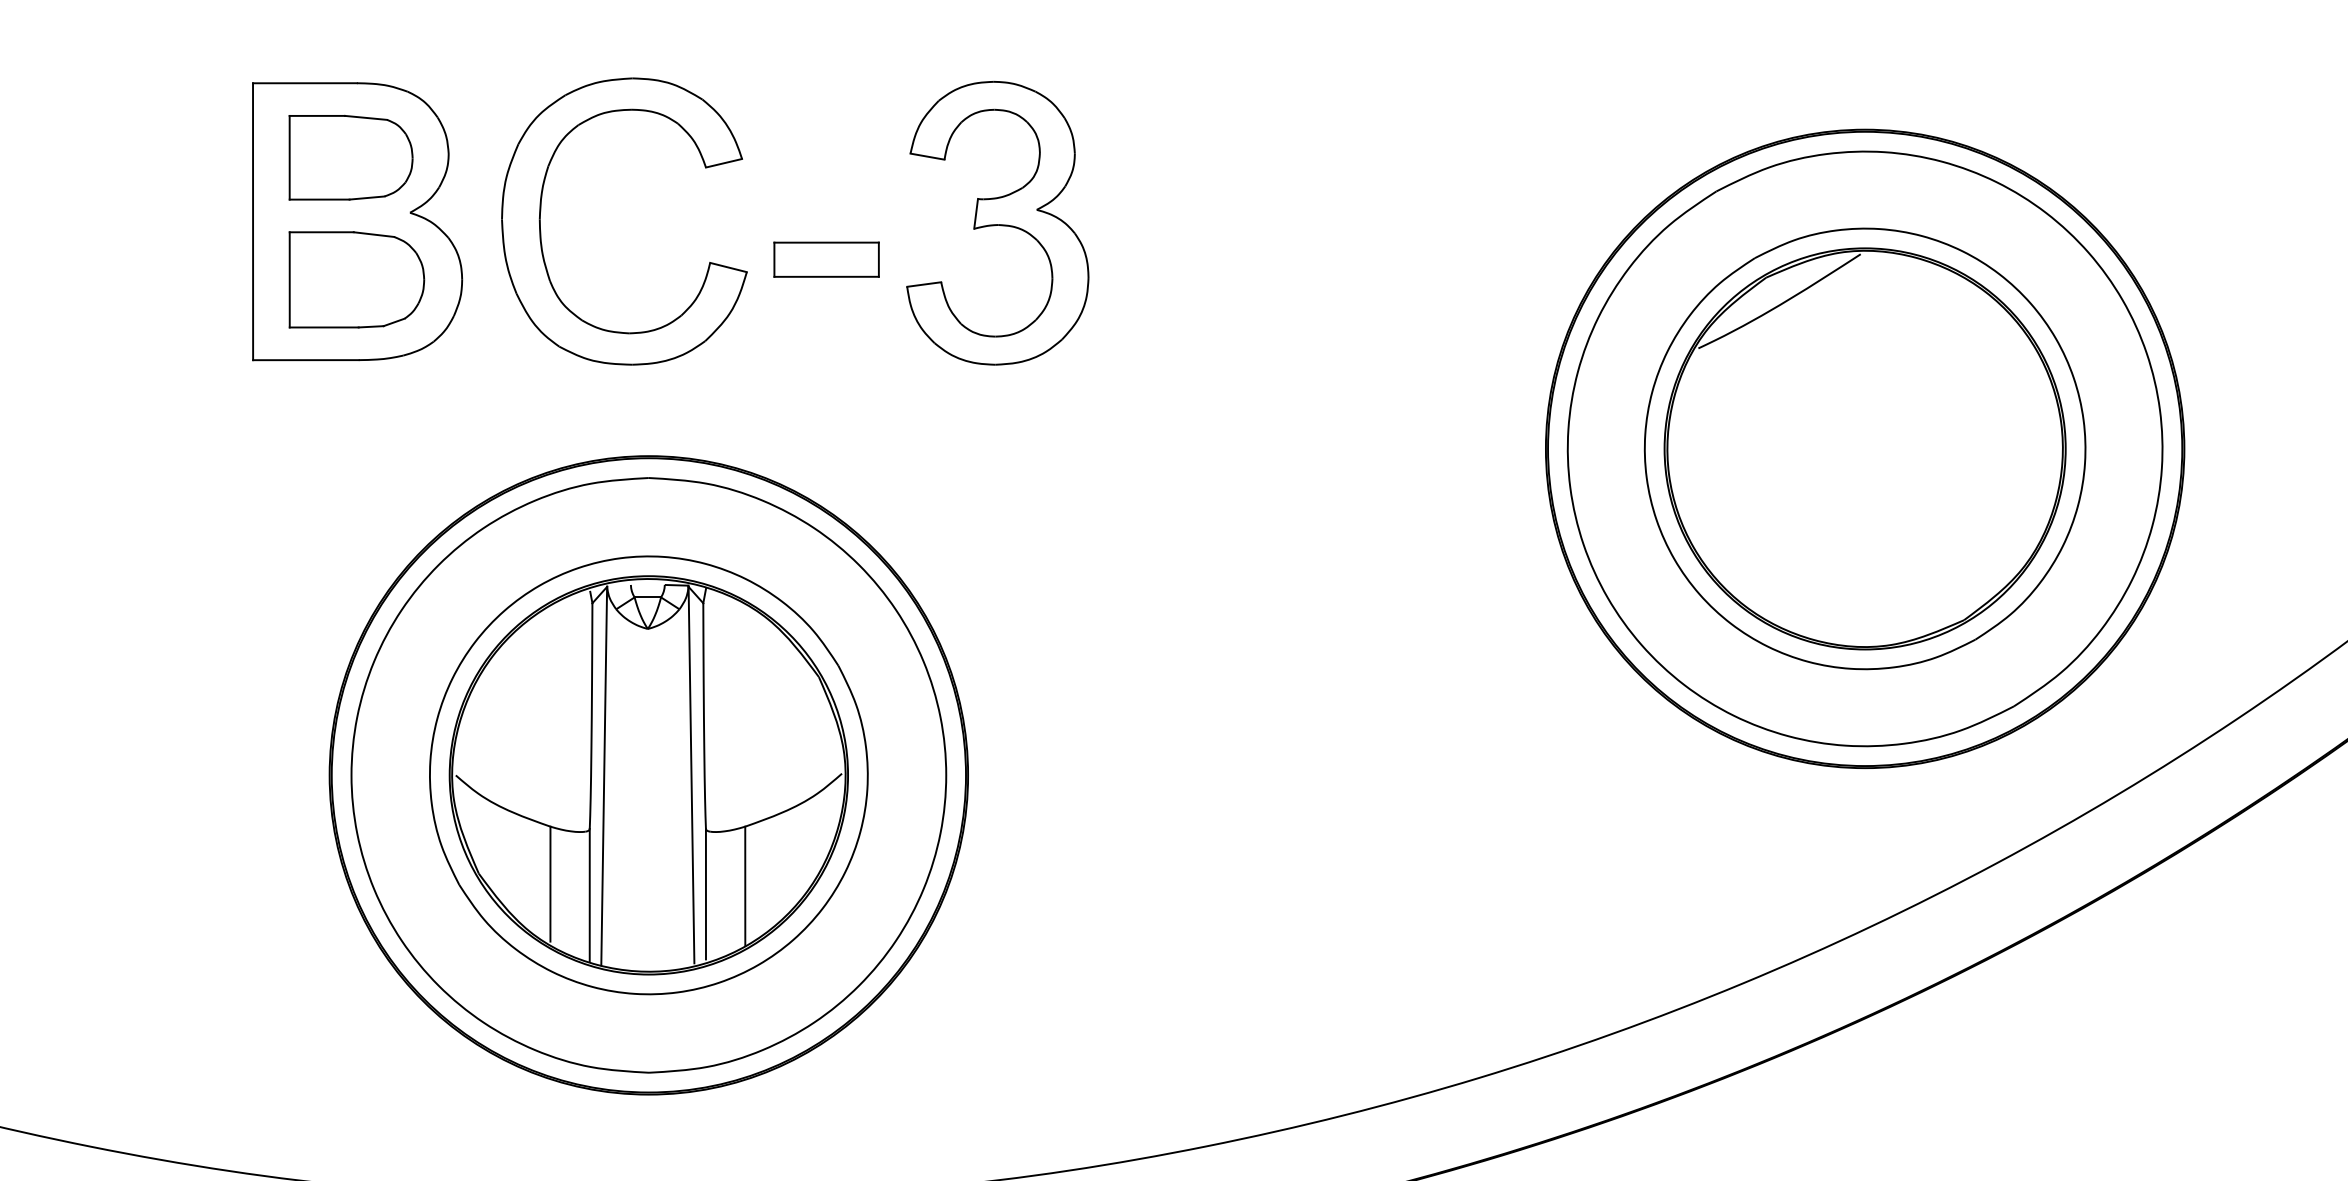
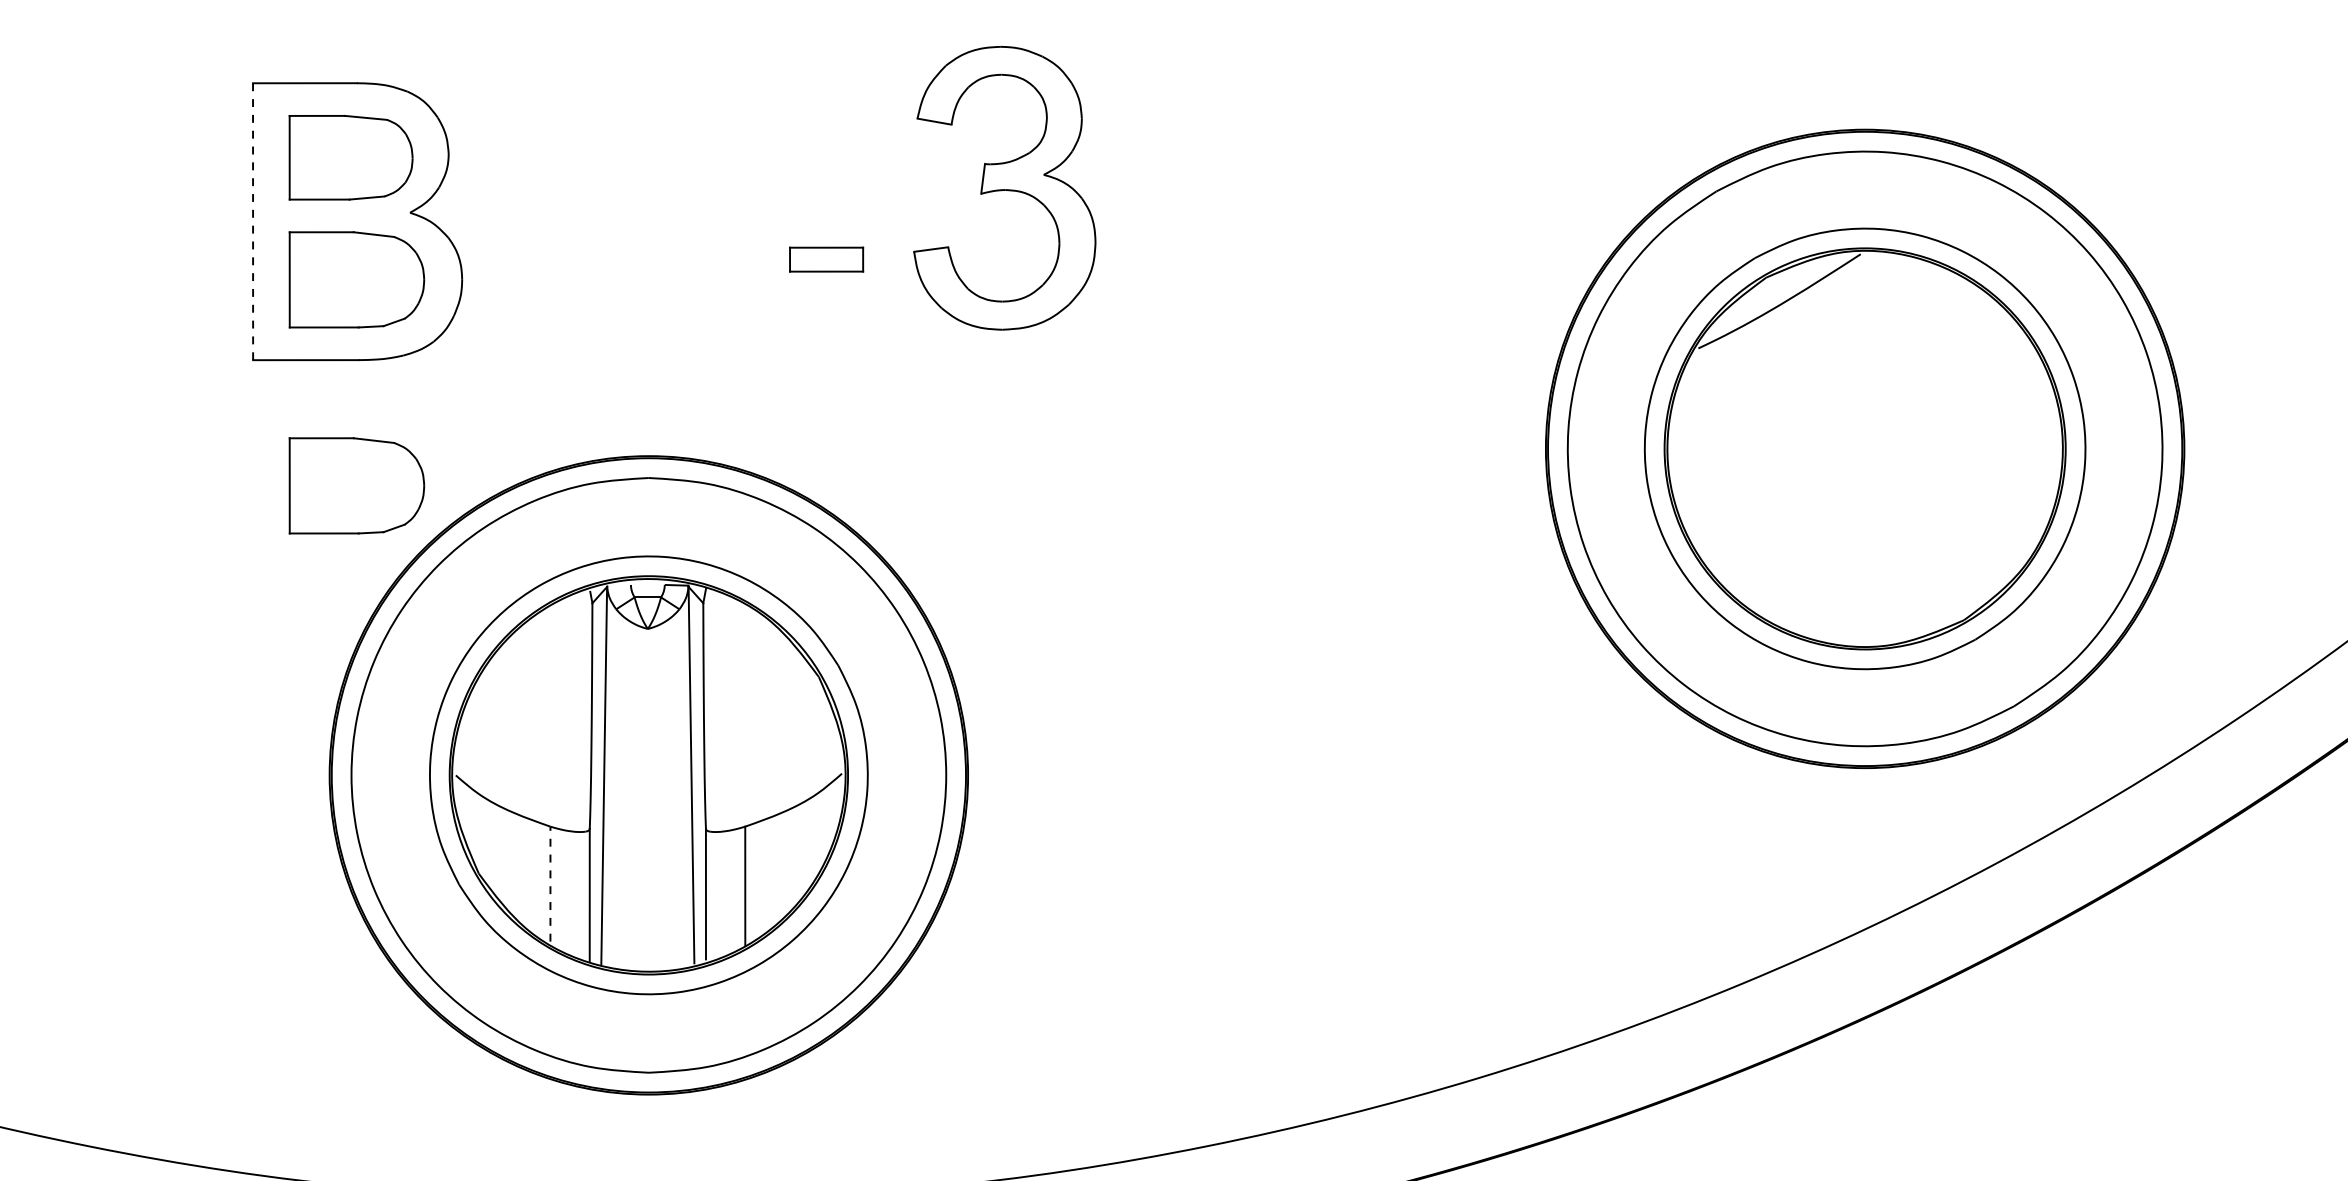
part: present -> none (541, 211)
line: solid -> dashed (253, 221)
part position: (997, 223) -> (1004, 188) (1004, 188)
part size: 107x37 px -> 76x27 px (826, 259)
part: none -> present (356, 485)
line: solid -> dashed (550, 883)
